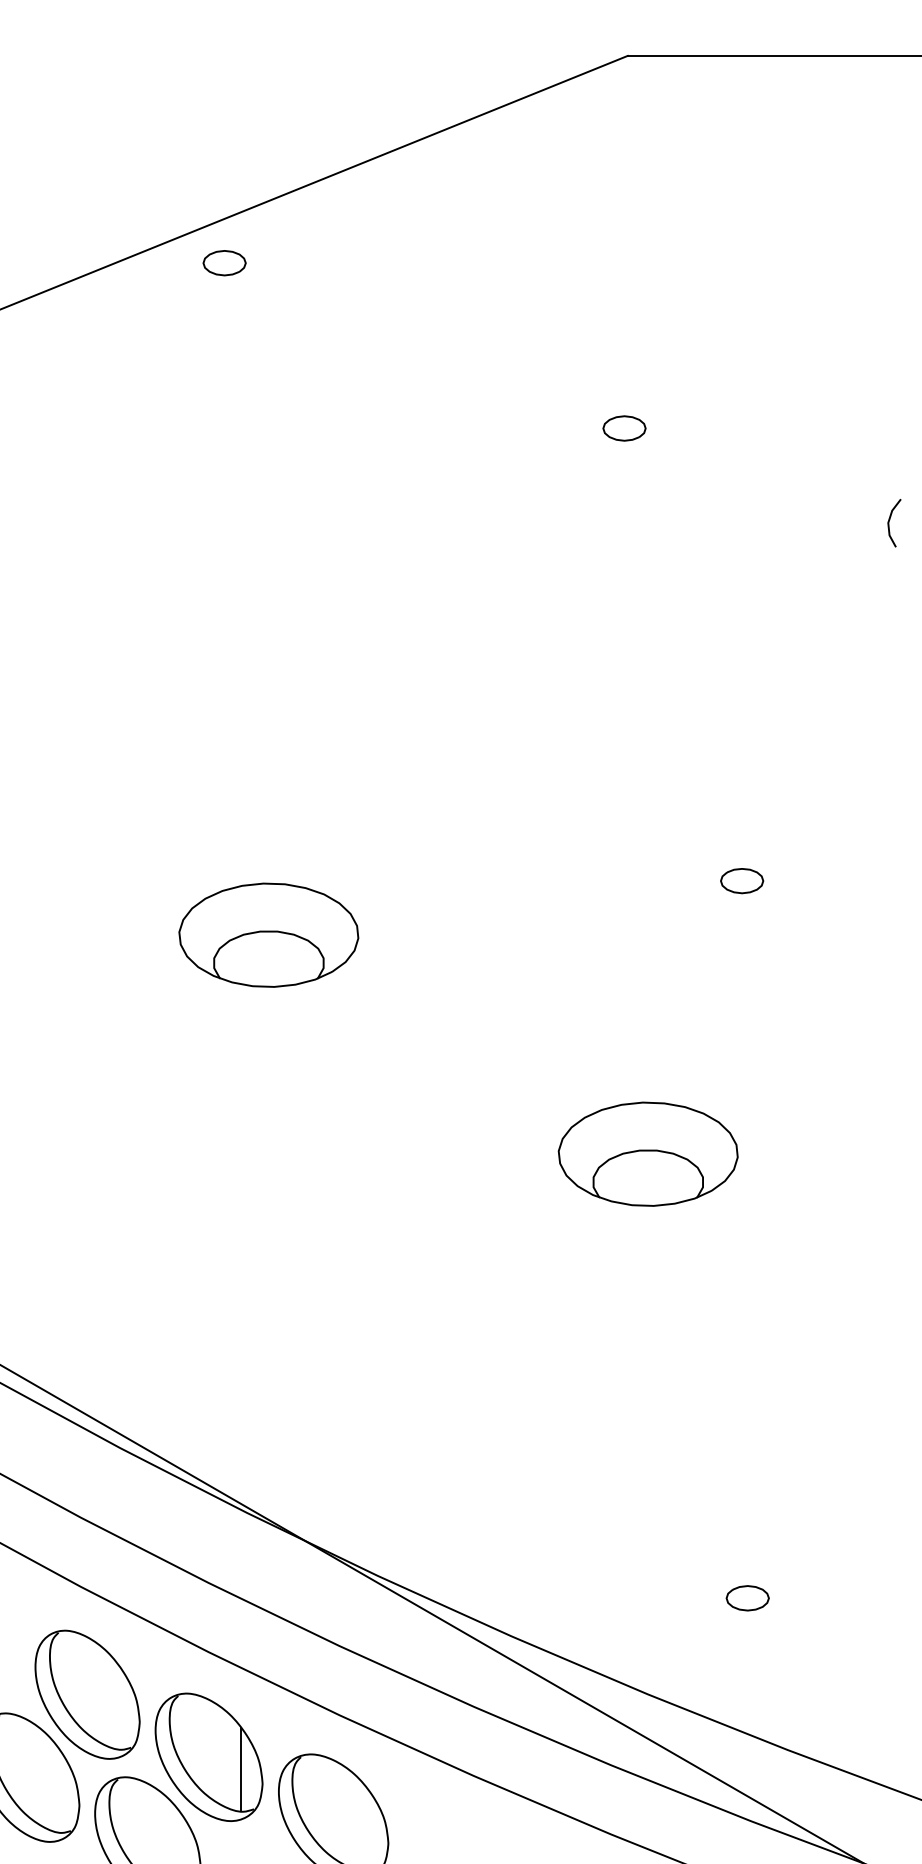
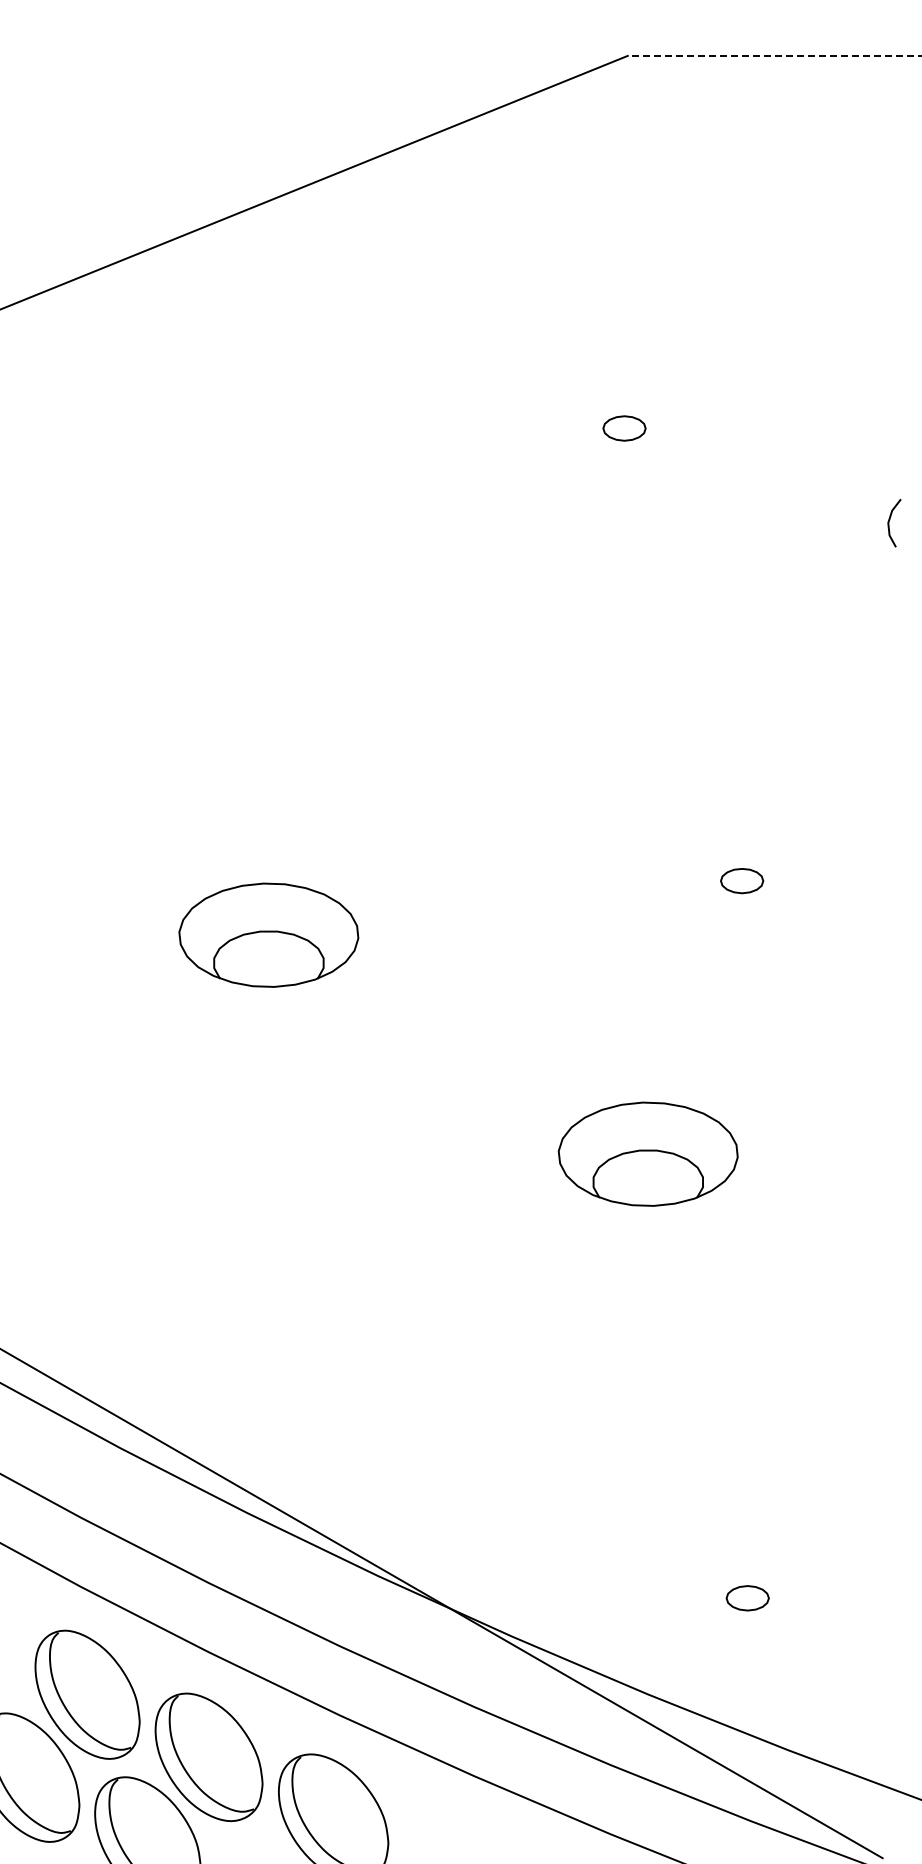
line: solid -> dashed (774, 55)
part: present -> none (224, 263)
line position: (430, 1613) -> (442, 1604) (442, 1604)
line: present -> none (241, 1769)
